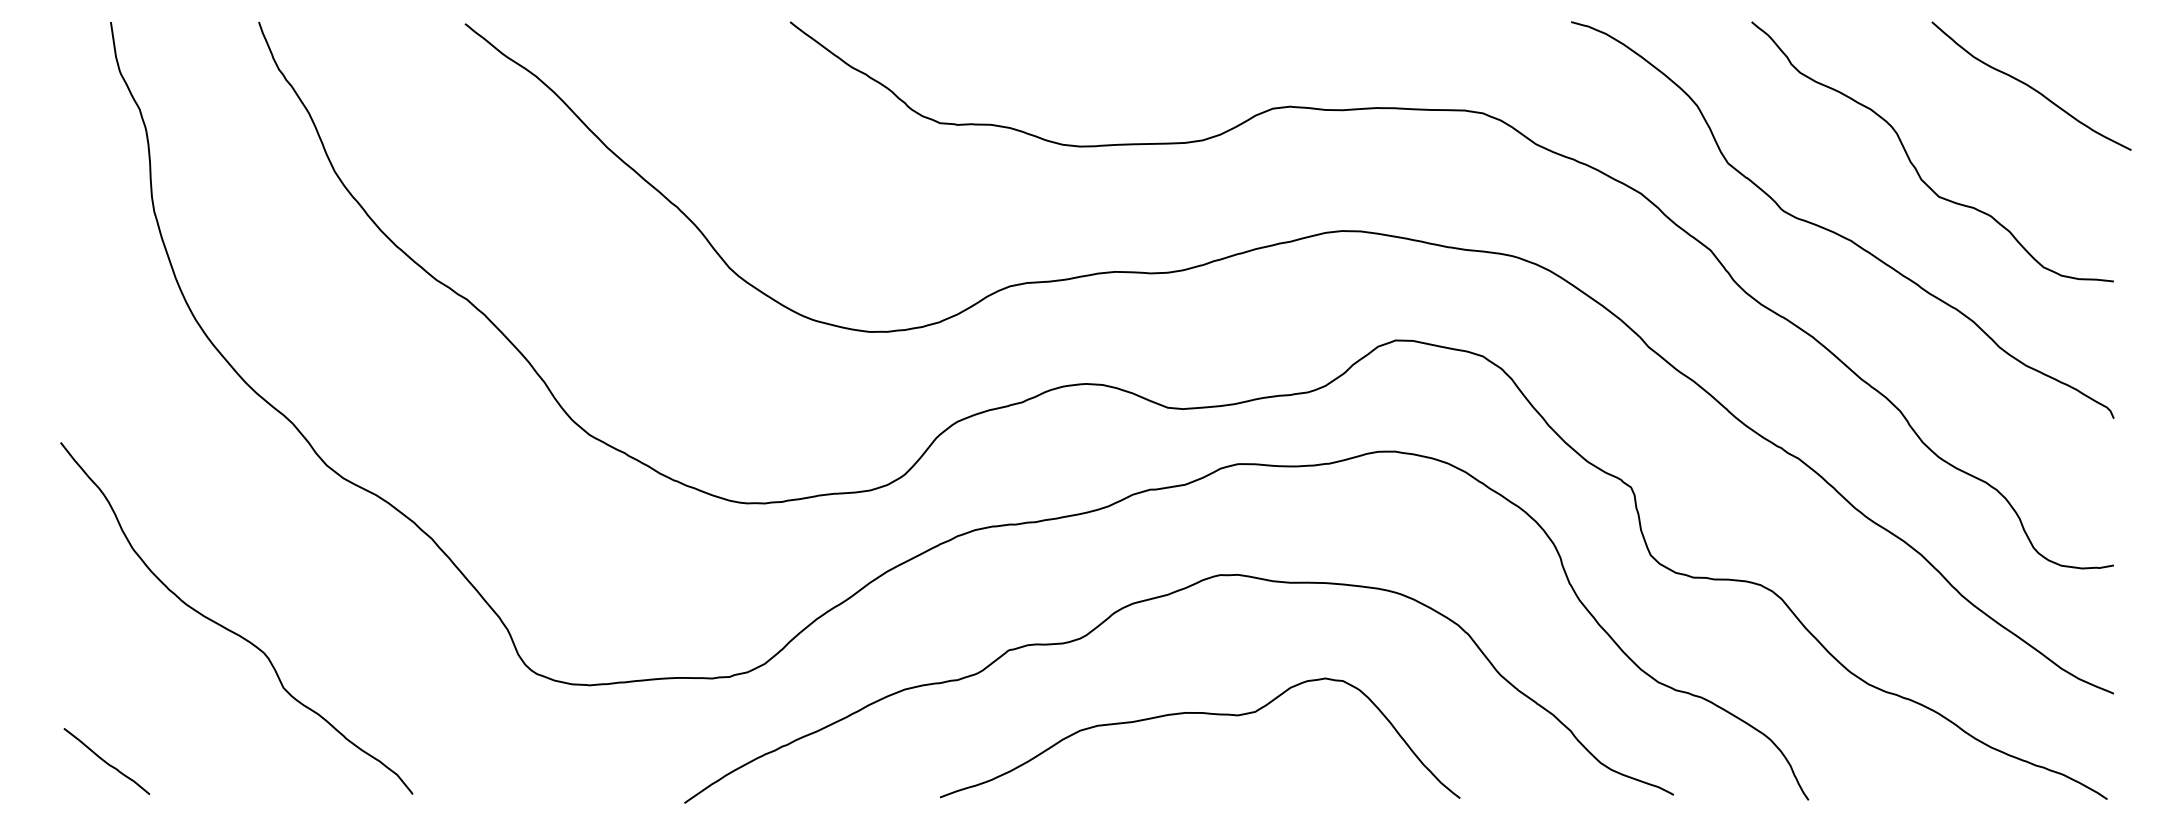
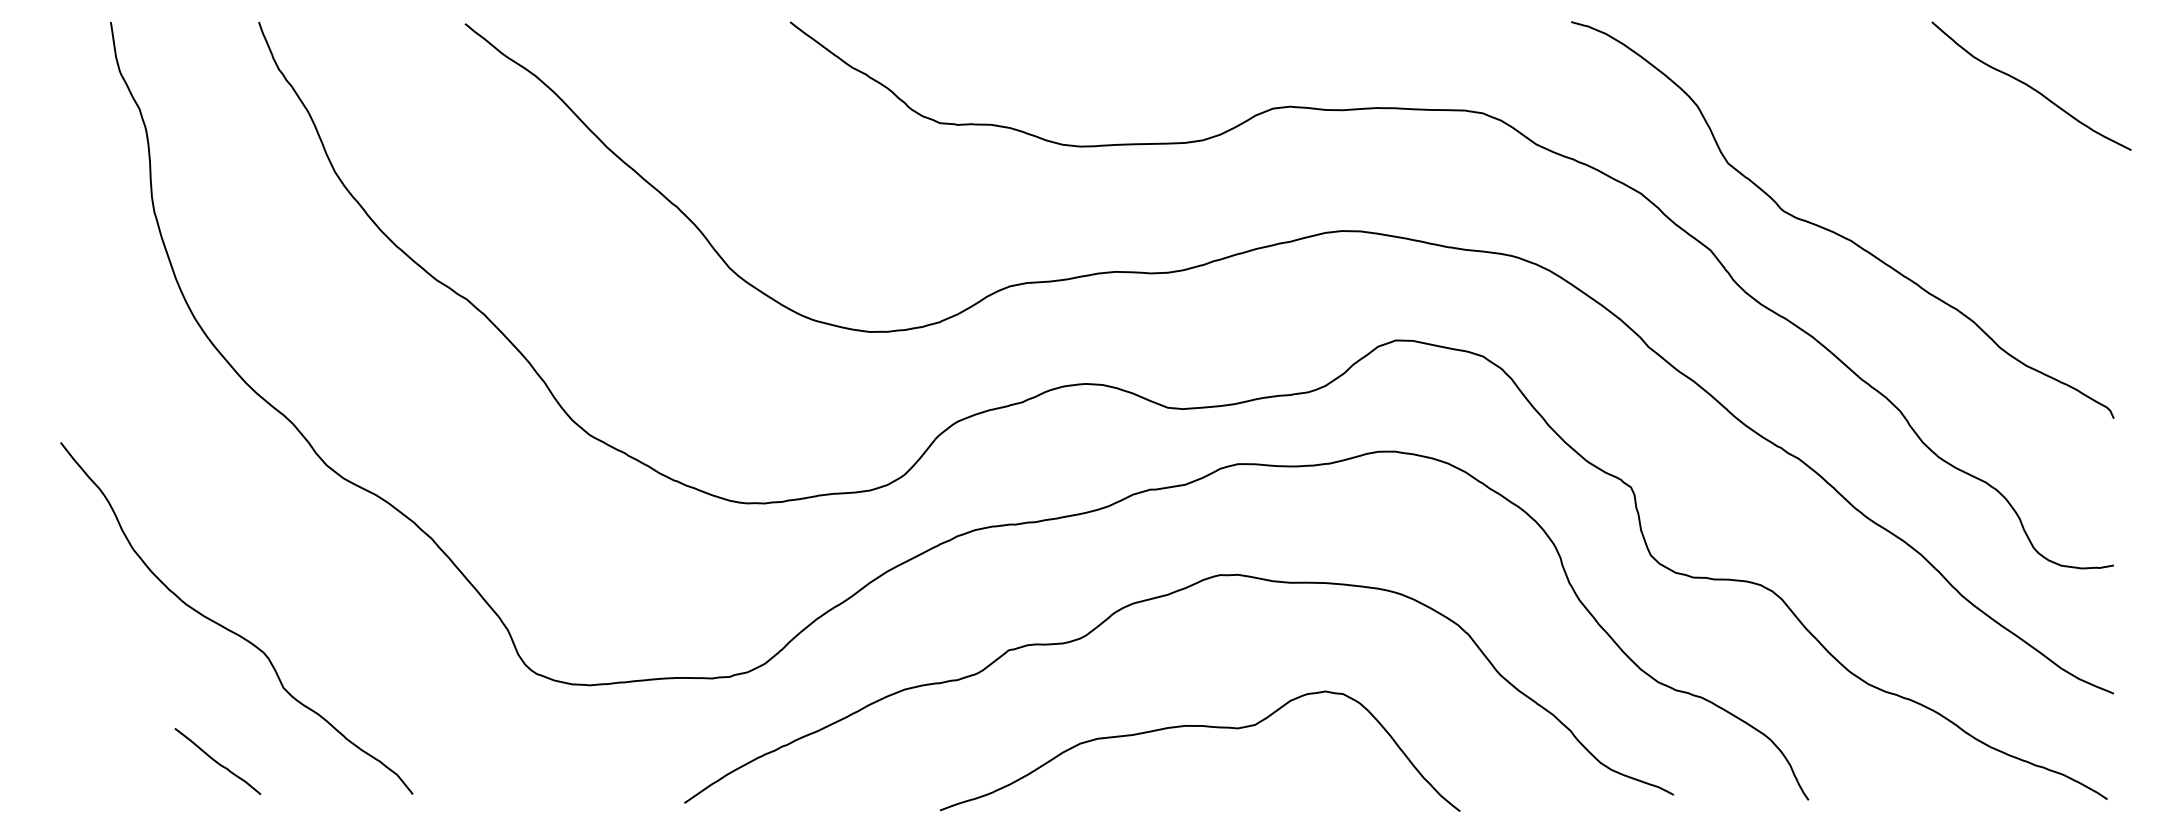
curve: present -> none (1915, 166)
curve position: (1204, 714) -> (1204, 727) (1204, 727)
curve position: (106, 761) -> (217, 761) (217, 761)
